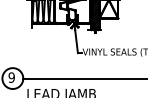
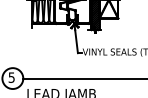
text: 9 -> 5 (11, 77)
